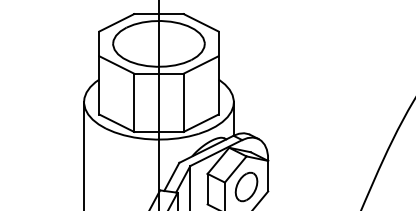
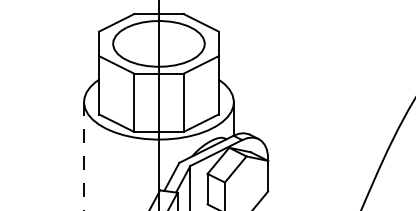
line: solid -> dashed (84, 156)
part: present -> none (246, 186)
